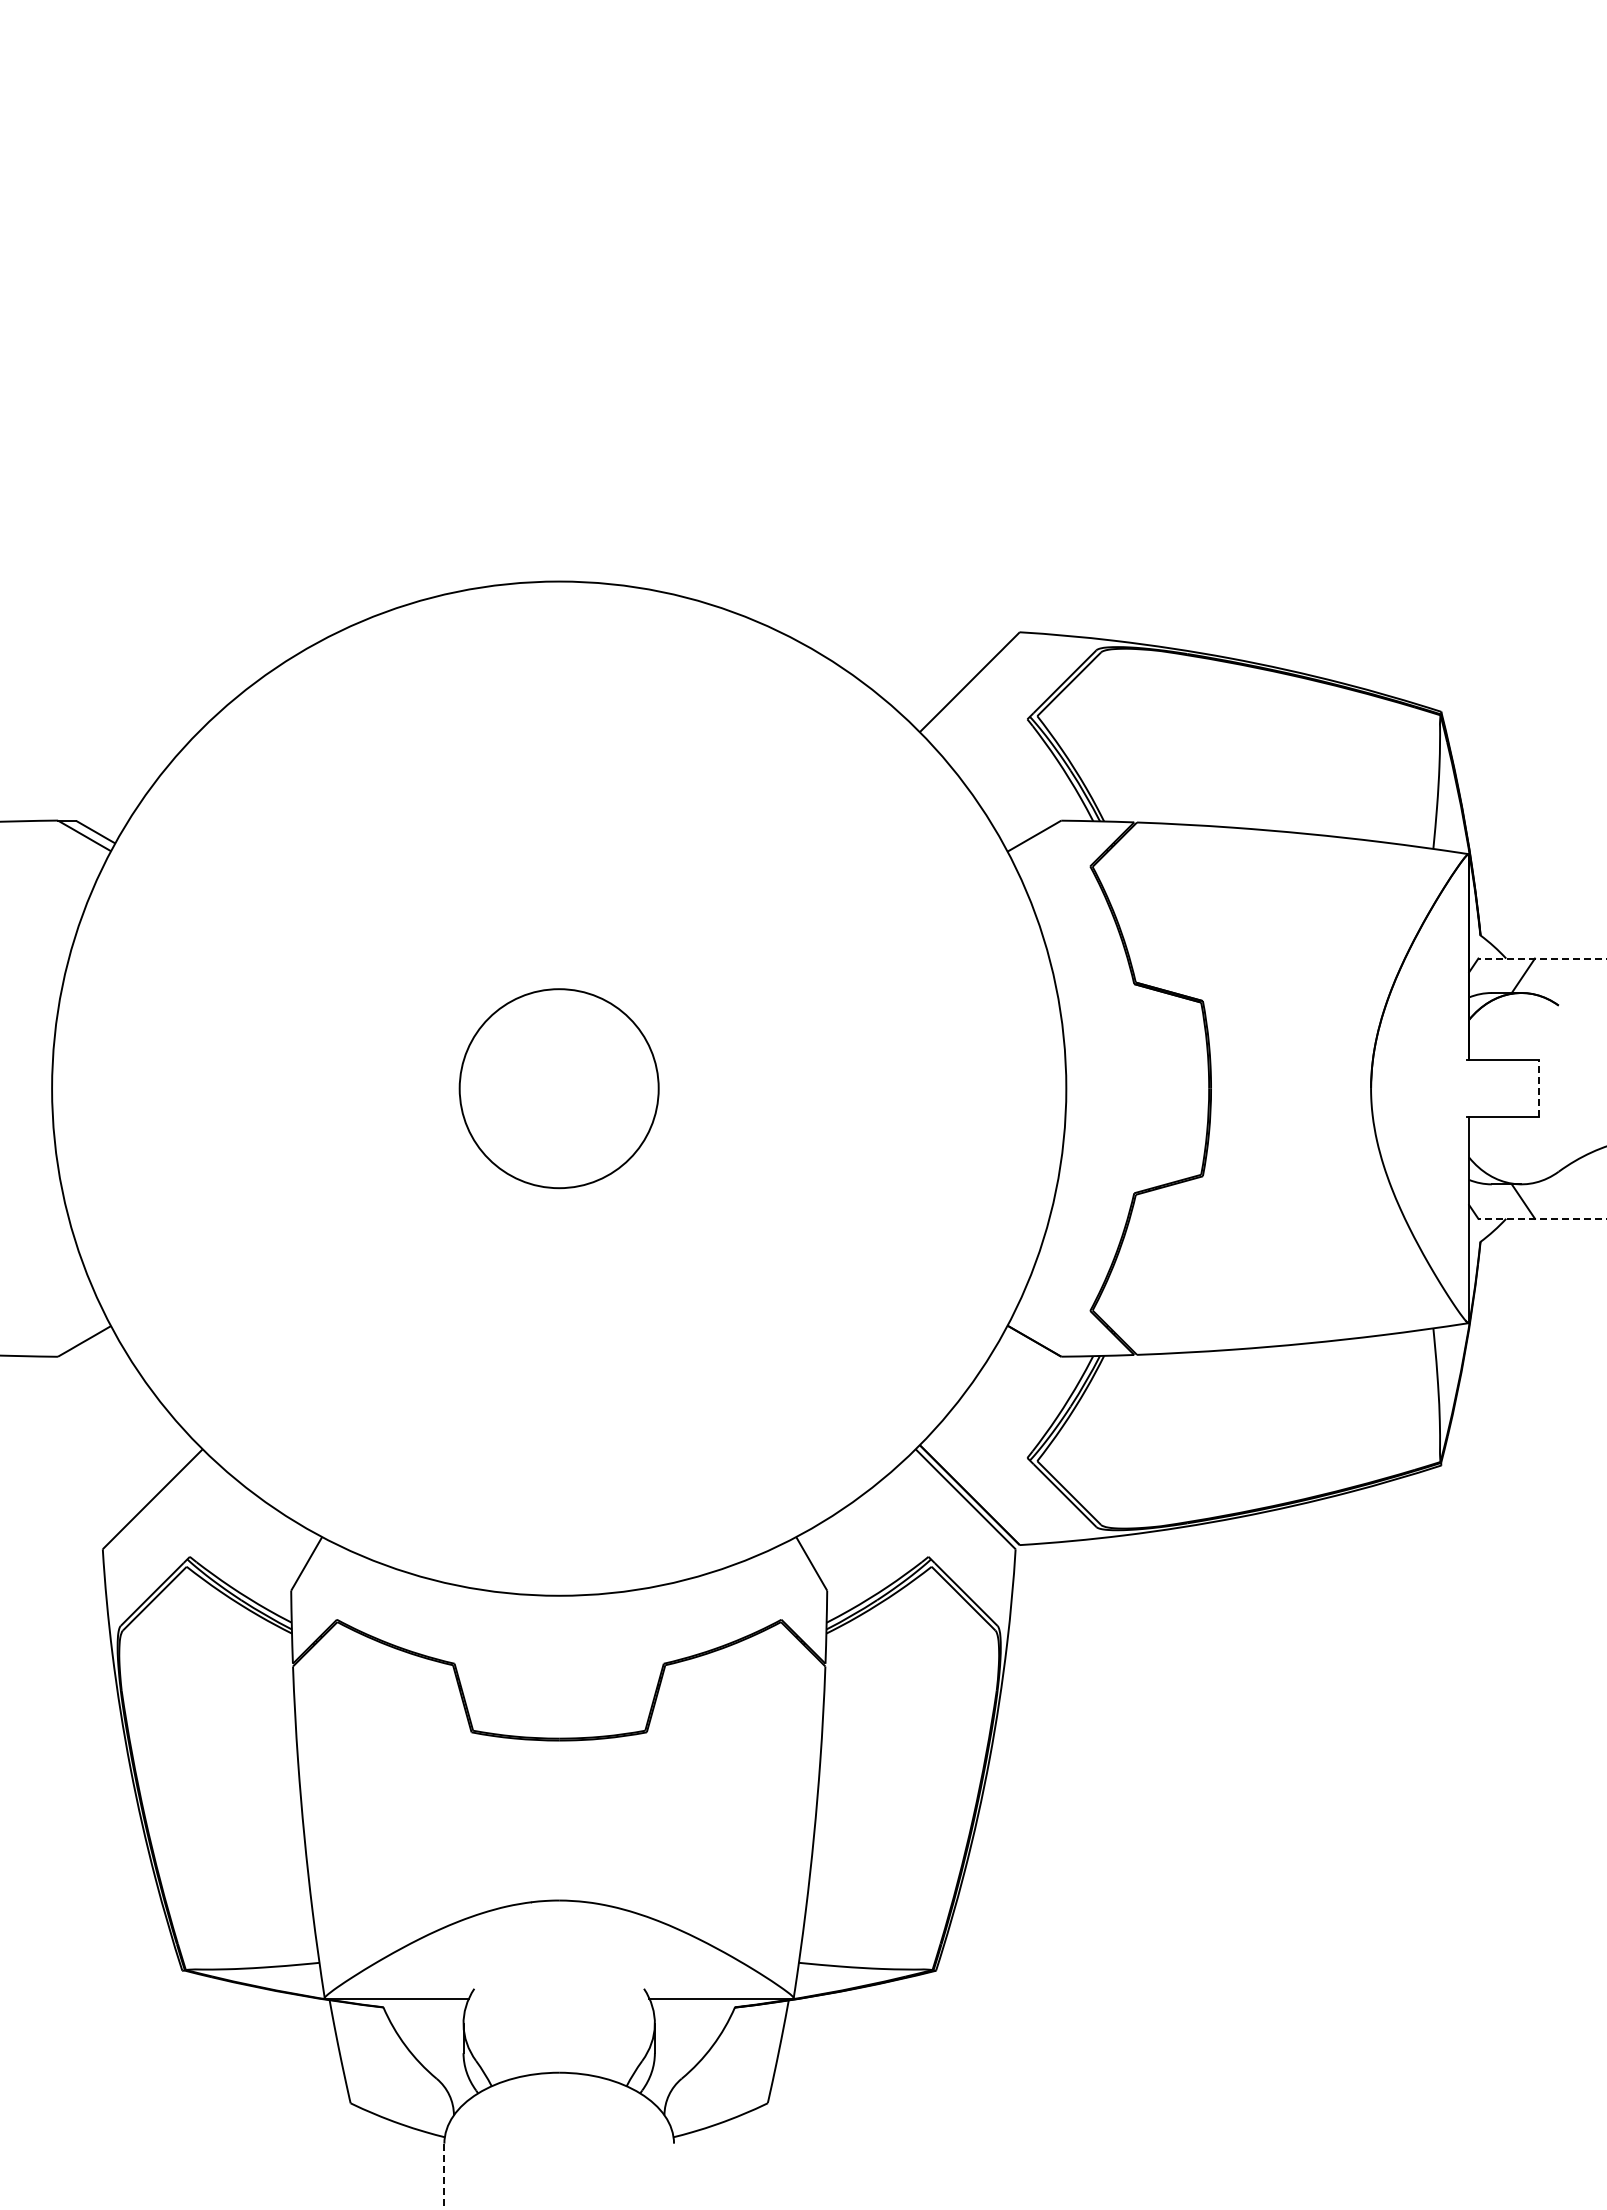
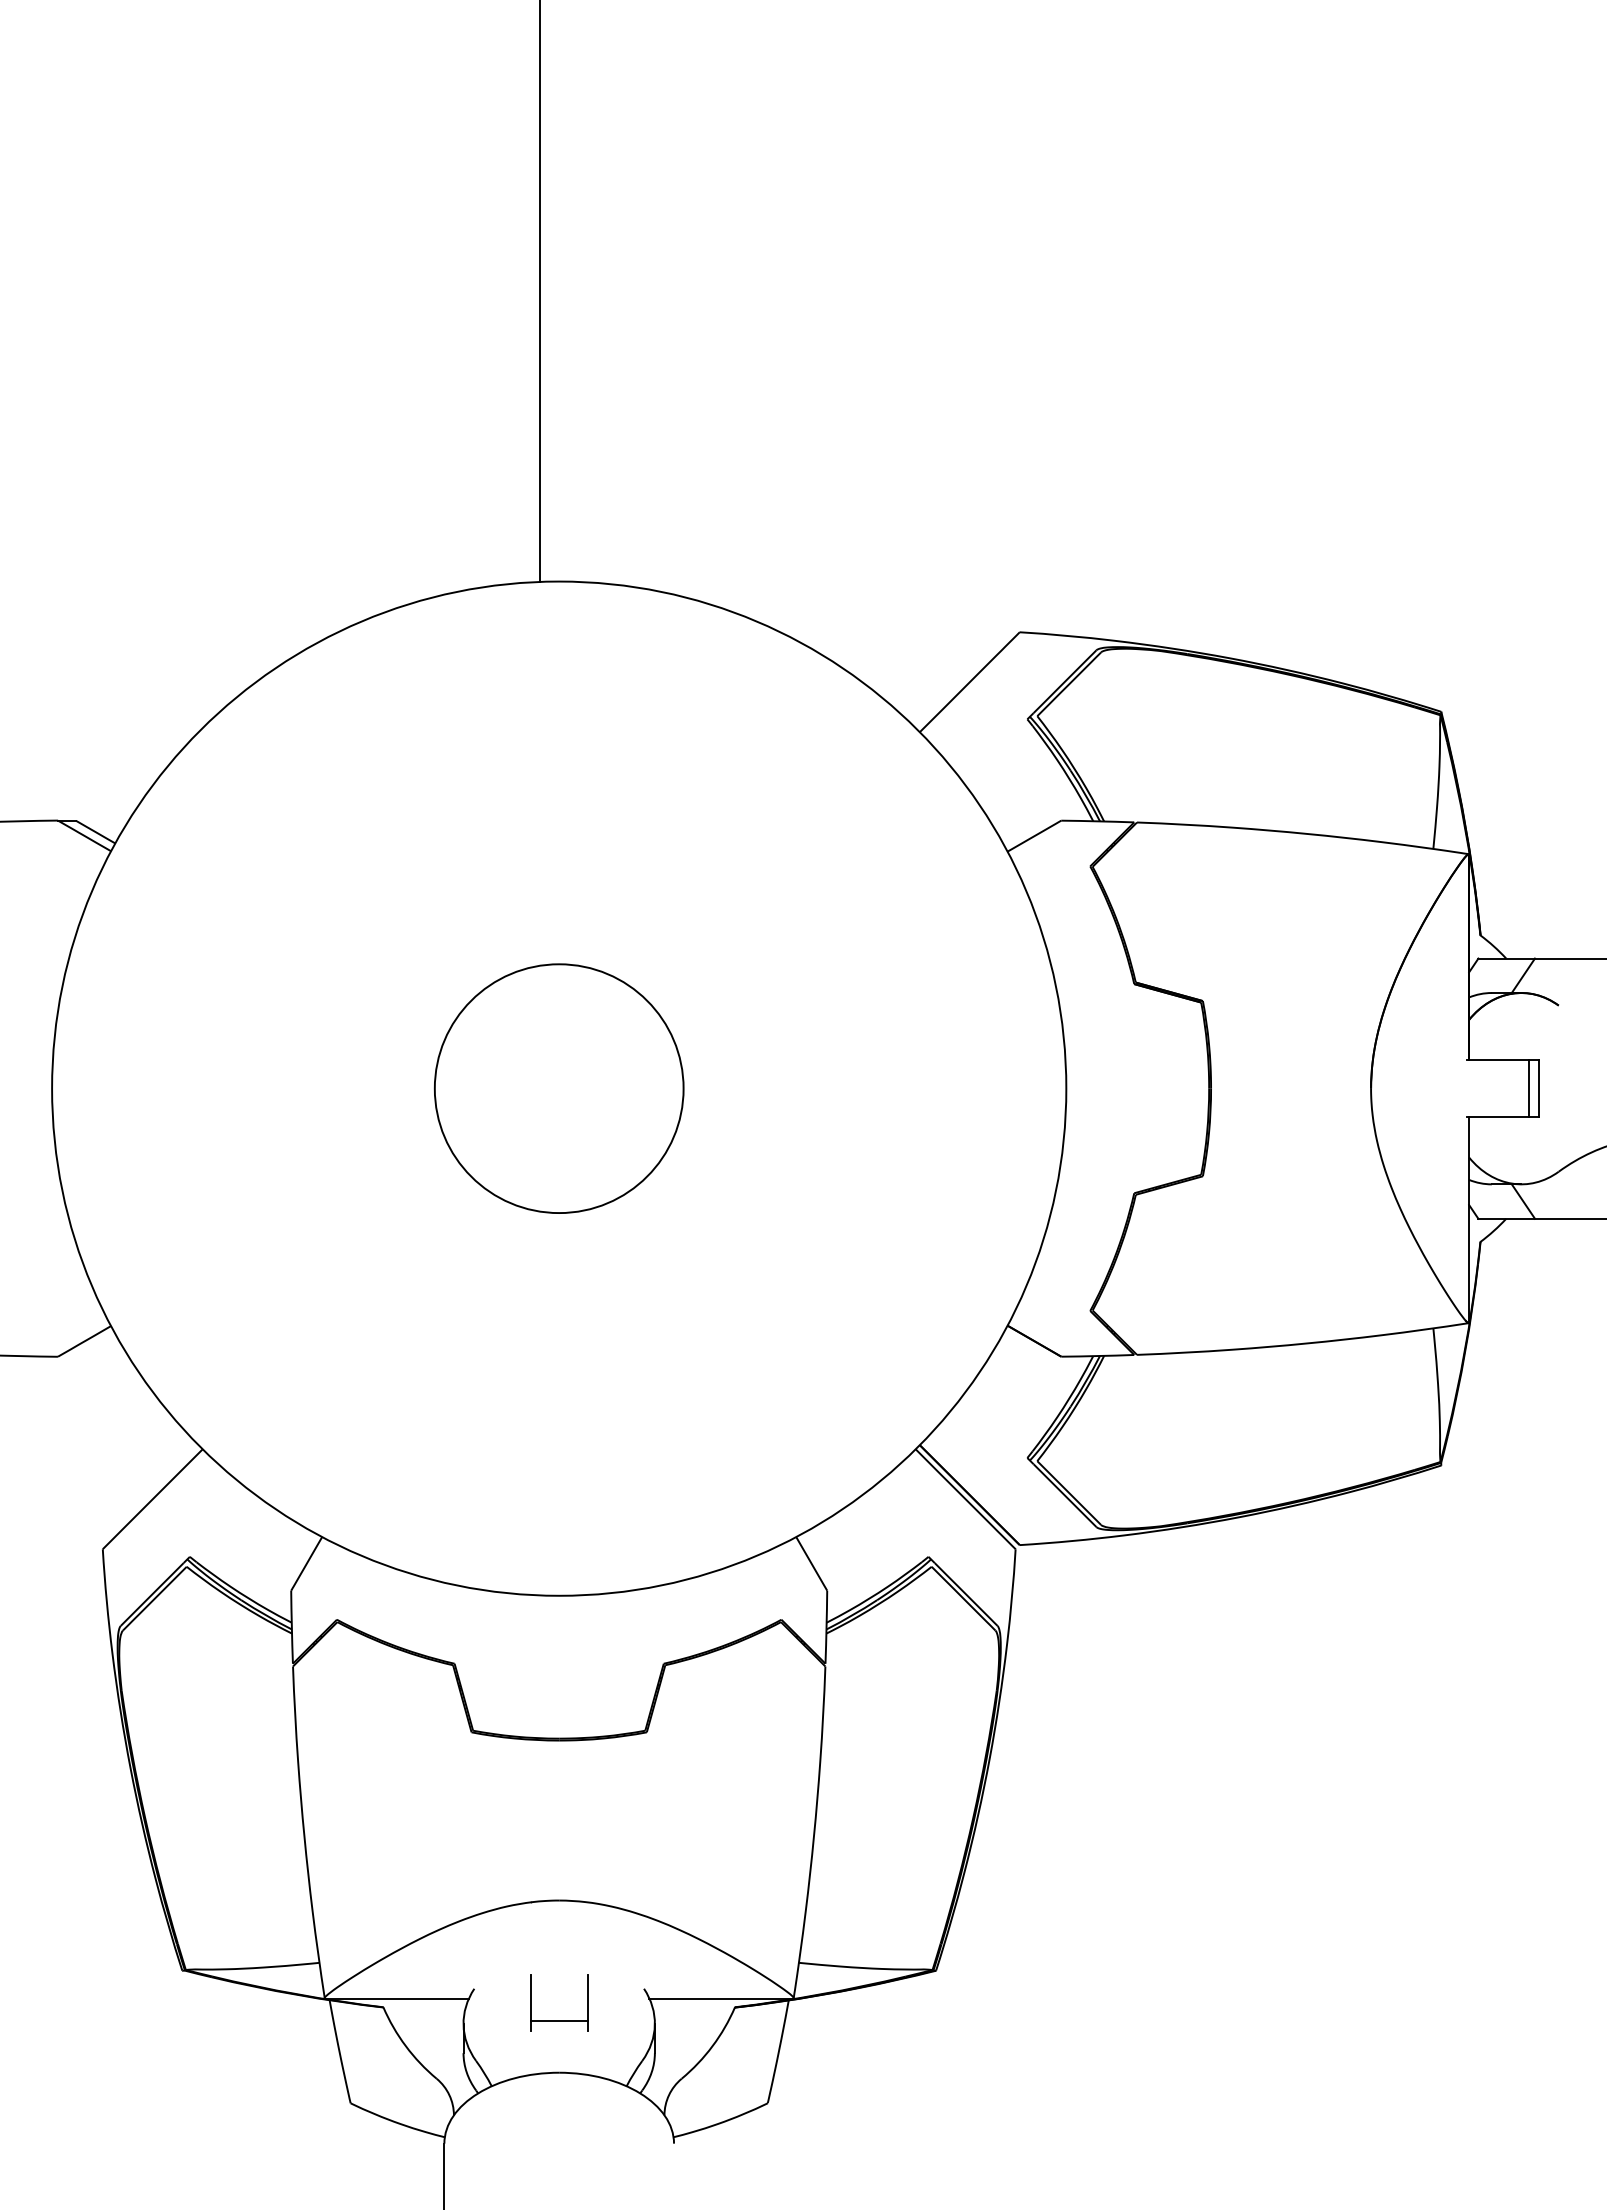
line: none -> present (540, 291)
line: dashed -> solid (1542, 958)
circle diameter: 199 px -> 249 px (558, 1088)
line: none -> present (1529, 1088)
line: dashed -> solid (1538, 1088)
line: dashed -> solid (1542, 1218)
part: none -> present (559, 2020)
line: dashed -> solid (444, 2176)
